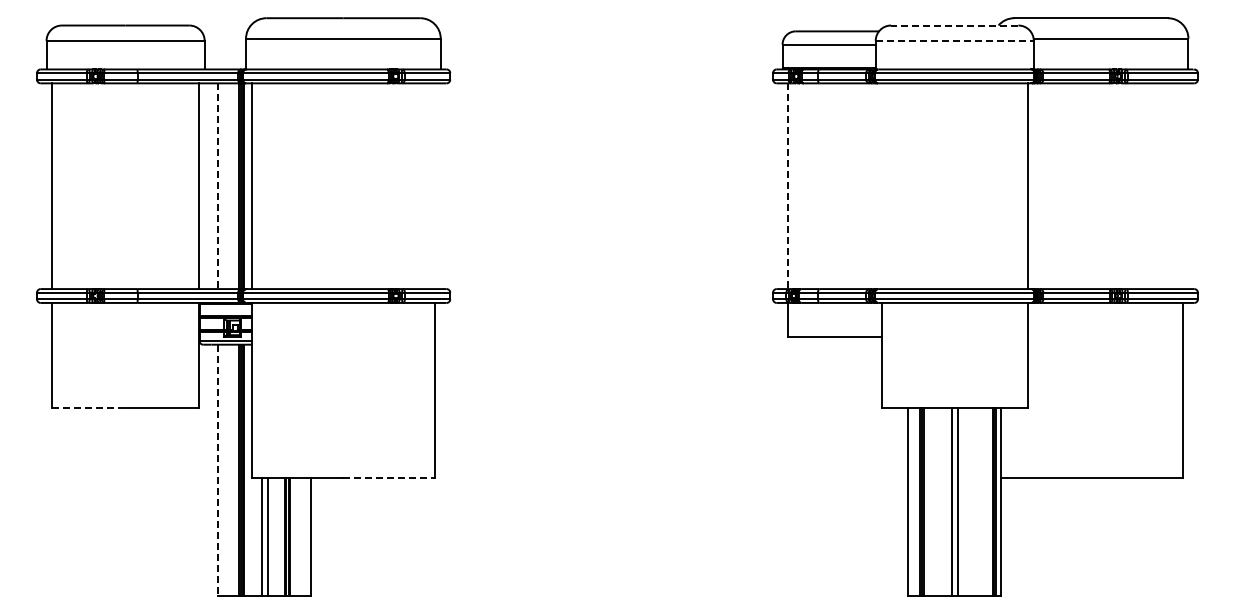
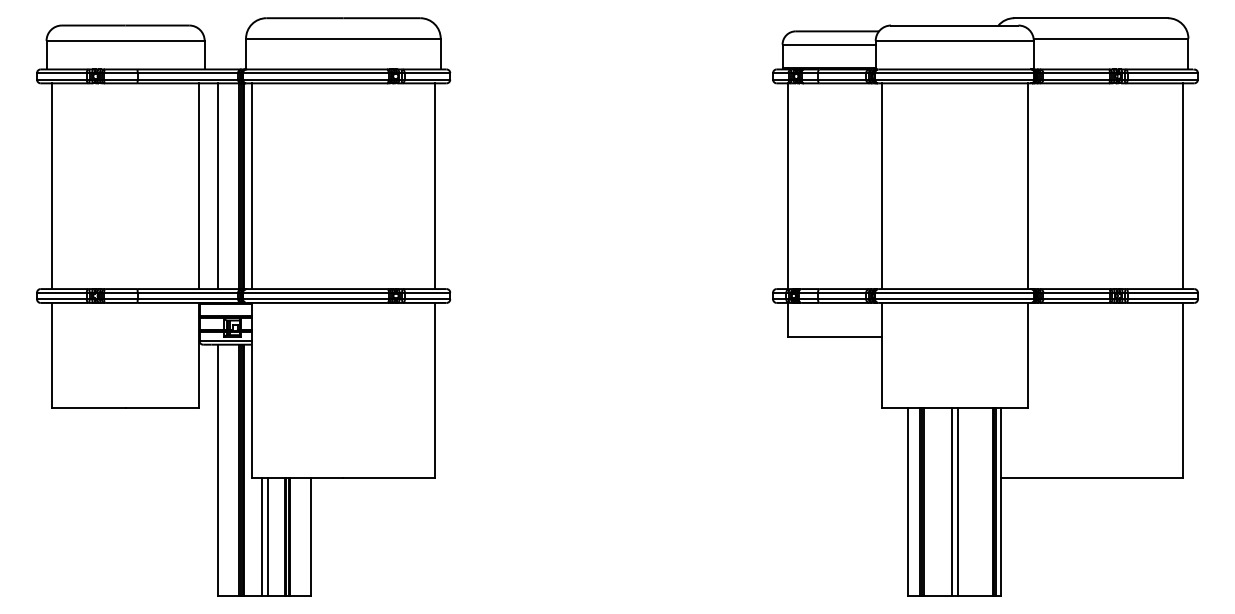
line: dashed -> solid (954, 25)
line: dashed -> solid (955, 40)
line: dashed -> solid (218, 186)
line: none -> present (434, 186)
line: dashed -> solid (788, 186)
line: none -> present (881, 186)
line: none -> present (1182, 186)
line: dashed -> solid (89, 408)
line: dashed -> solid (218, 470)
line: dashed -> solid (389, 477)
